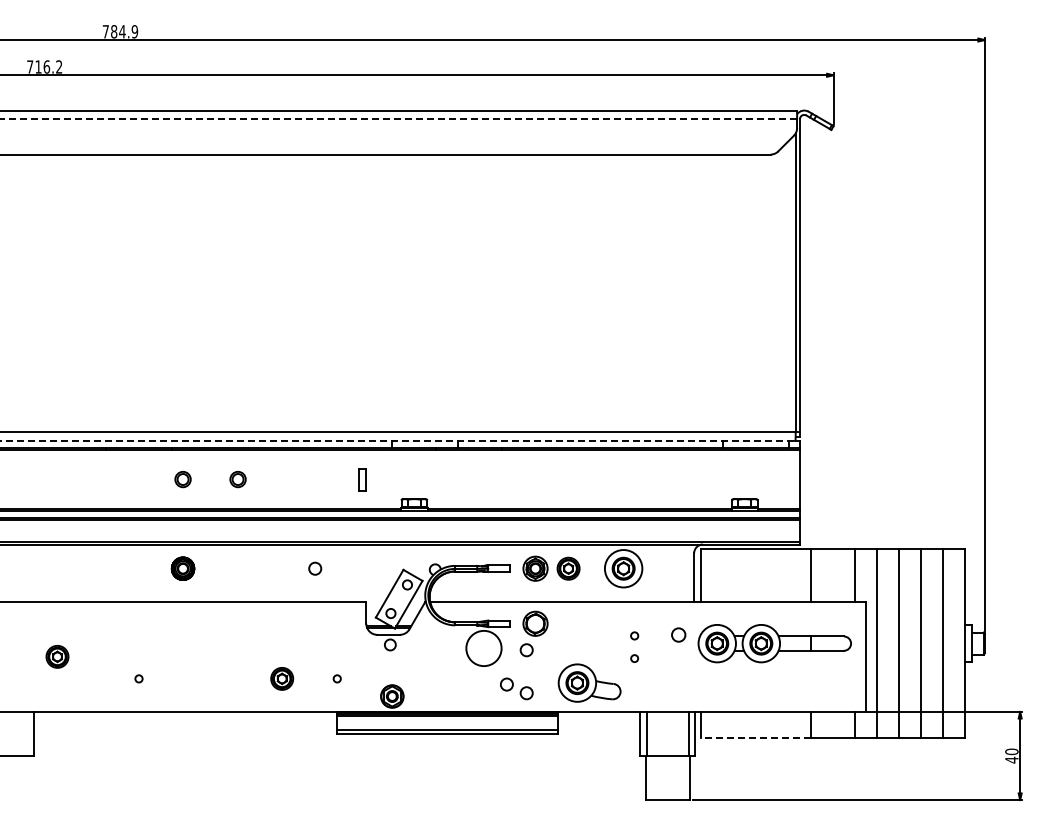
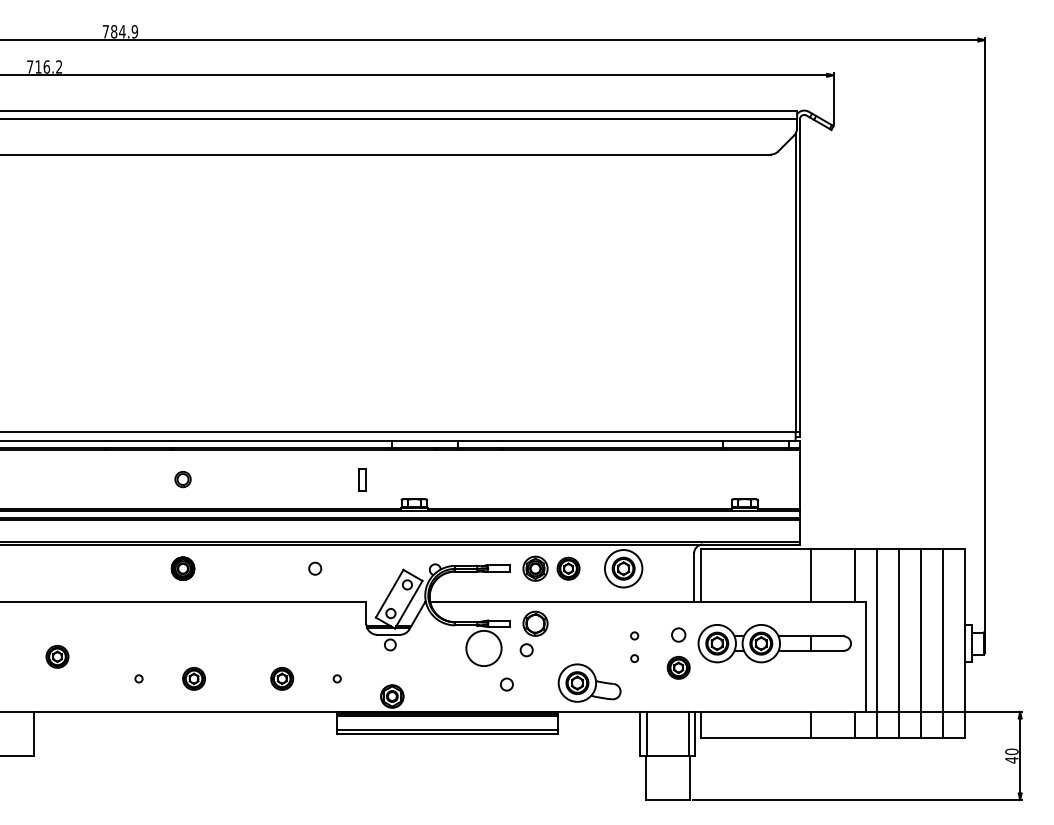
line: dashed -> solid (398, 119)
line: dashed -> solid (398, 440)
part: present -> none (237, 479)
part: none -> present (678, 667)
part: none -> present (193, 678)
circle: present -> none (526, 693)
line: dashed -> solid (755, 738)
